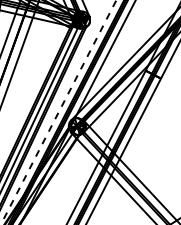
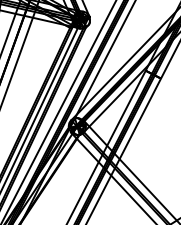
line: dashed -> solid (58, 112)
